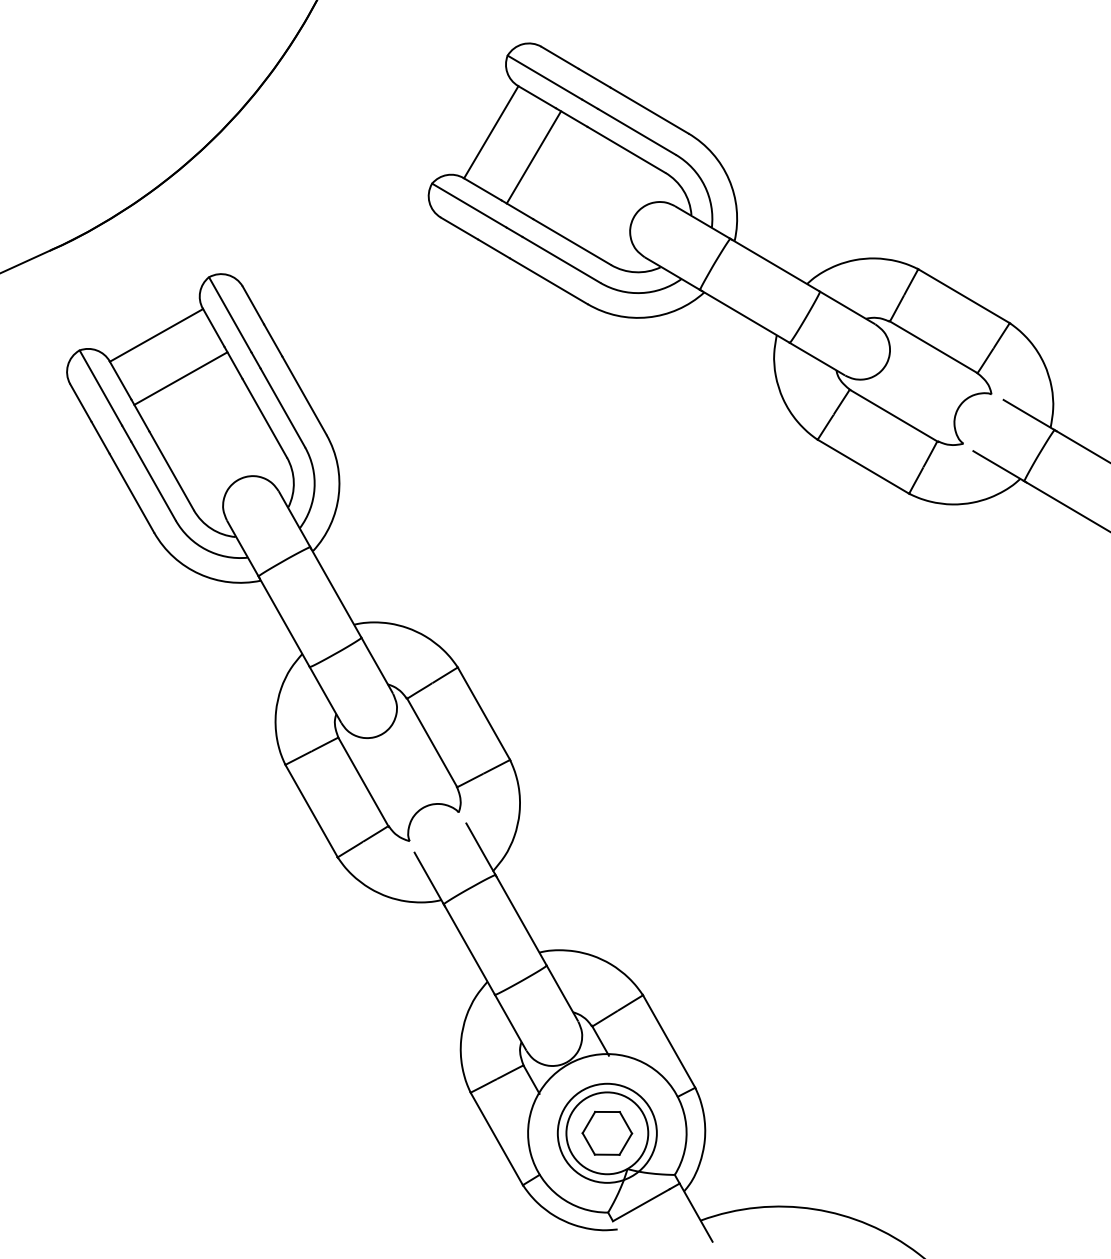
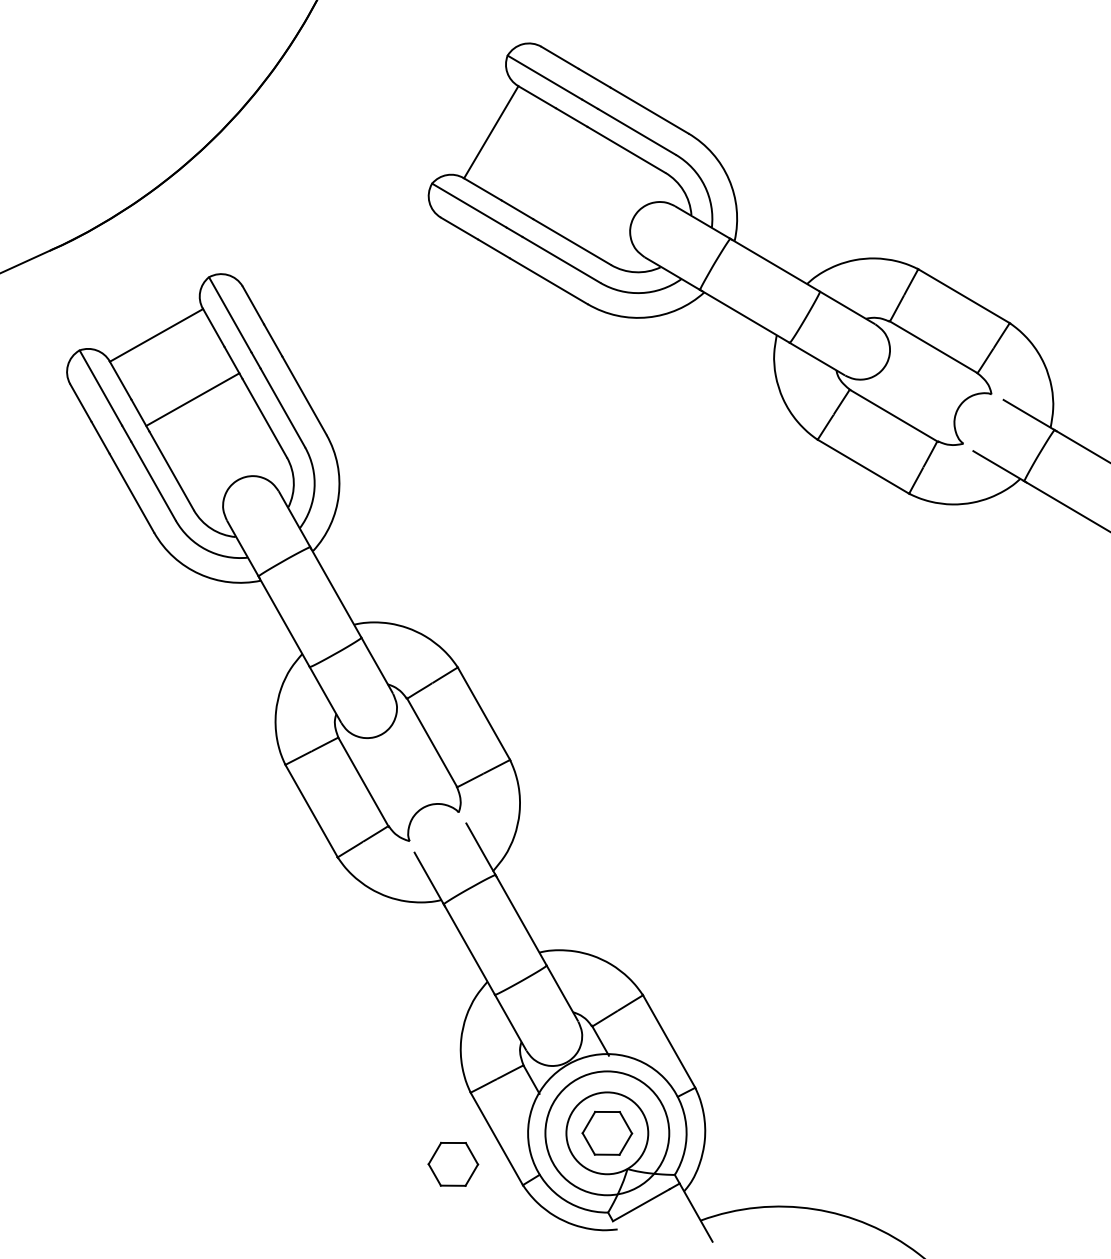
line: present -> none (533, 157)
line position: (180, 378) -> (192, 399) (192, 399)
circle diameter: 99 px -> 124 px (607, 1133)
part: none -> present (453, 1163)
